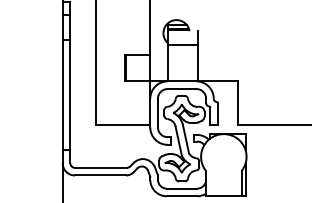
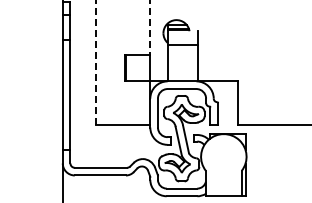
line: solid -> dashed (150, 28)
line: solid -> dashed (95, 63)
